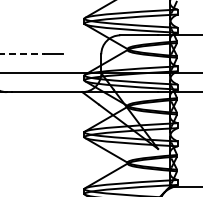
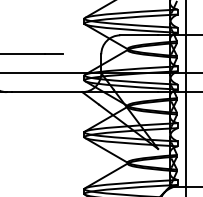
line: dashed -> solid (23, 54)
line: none -> present (186, 97)
